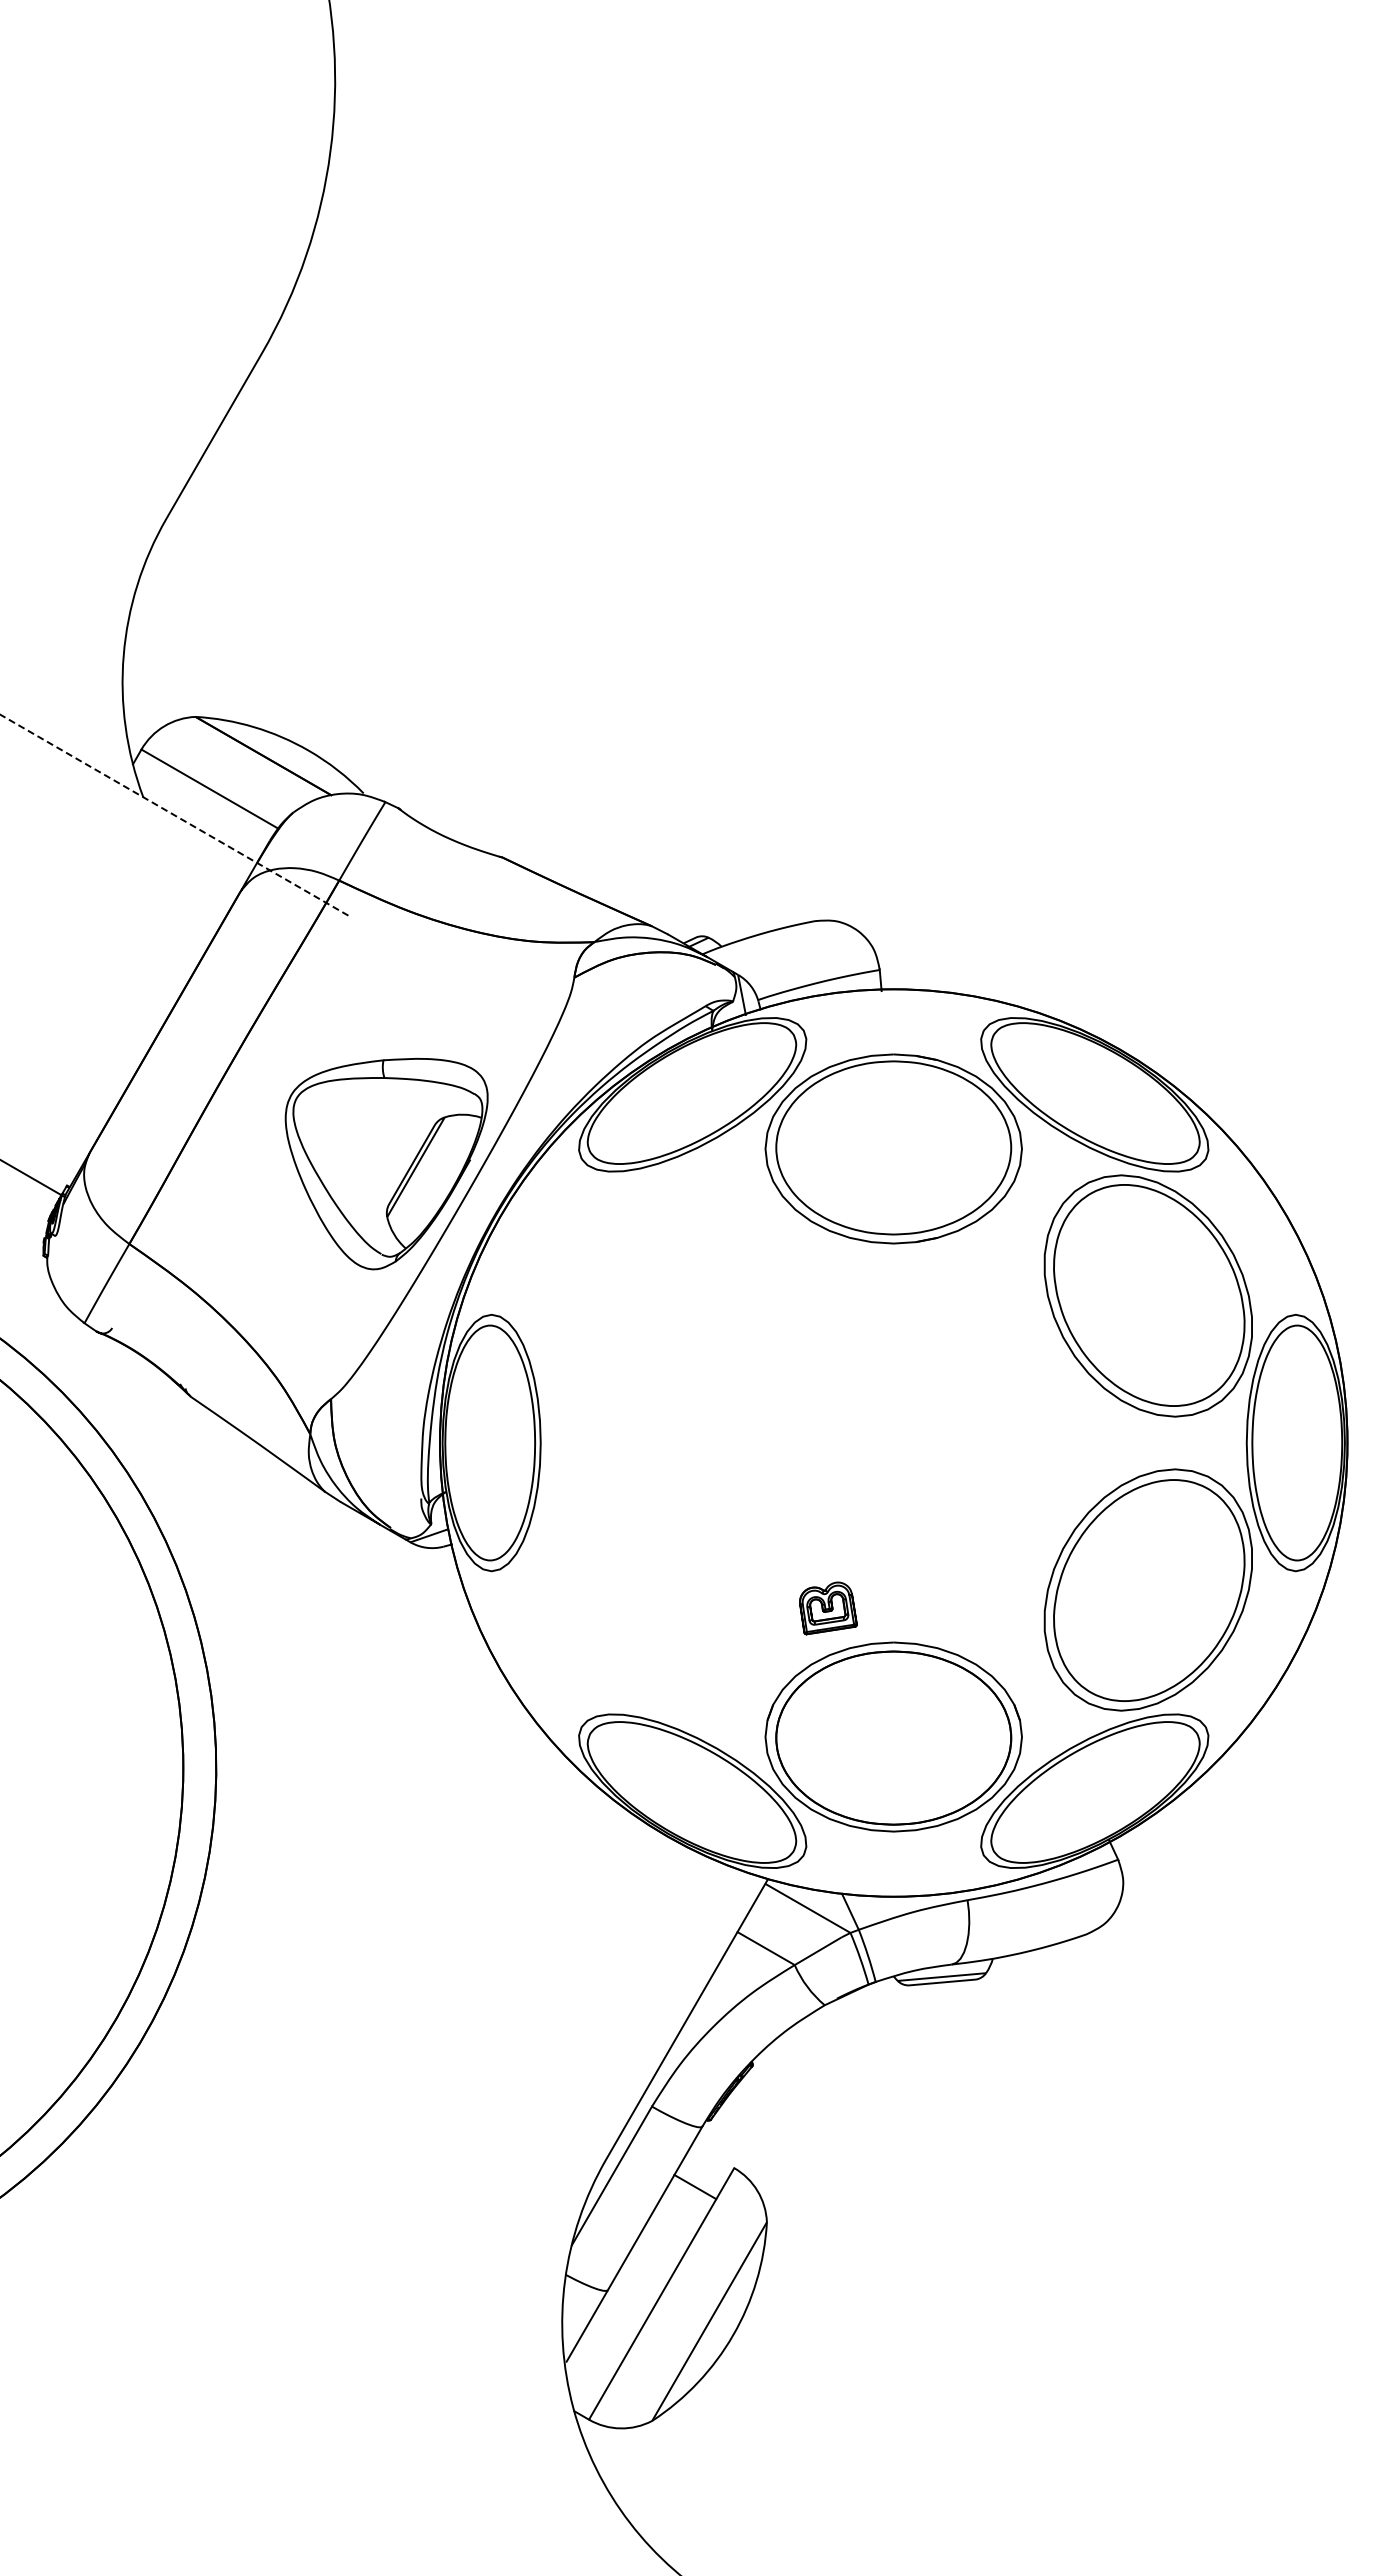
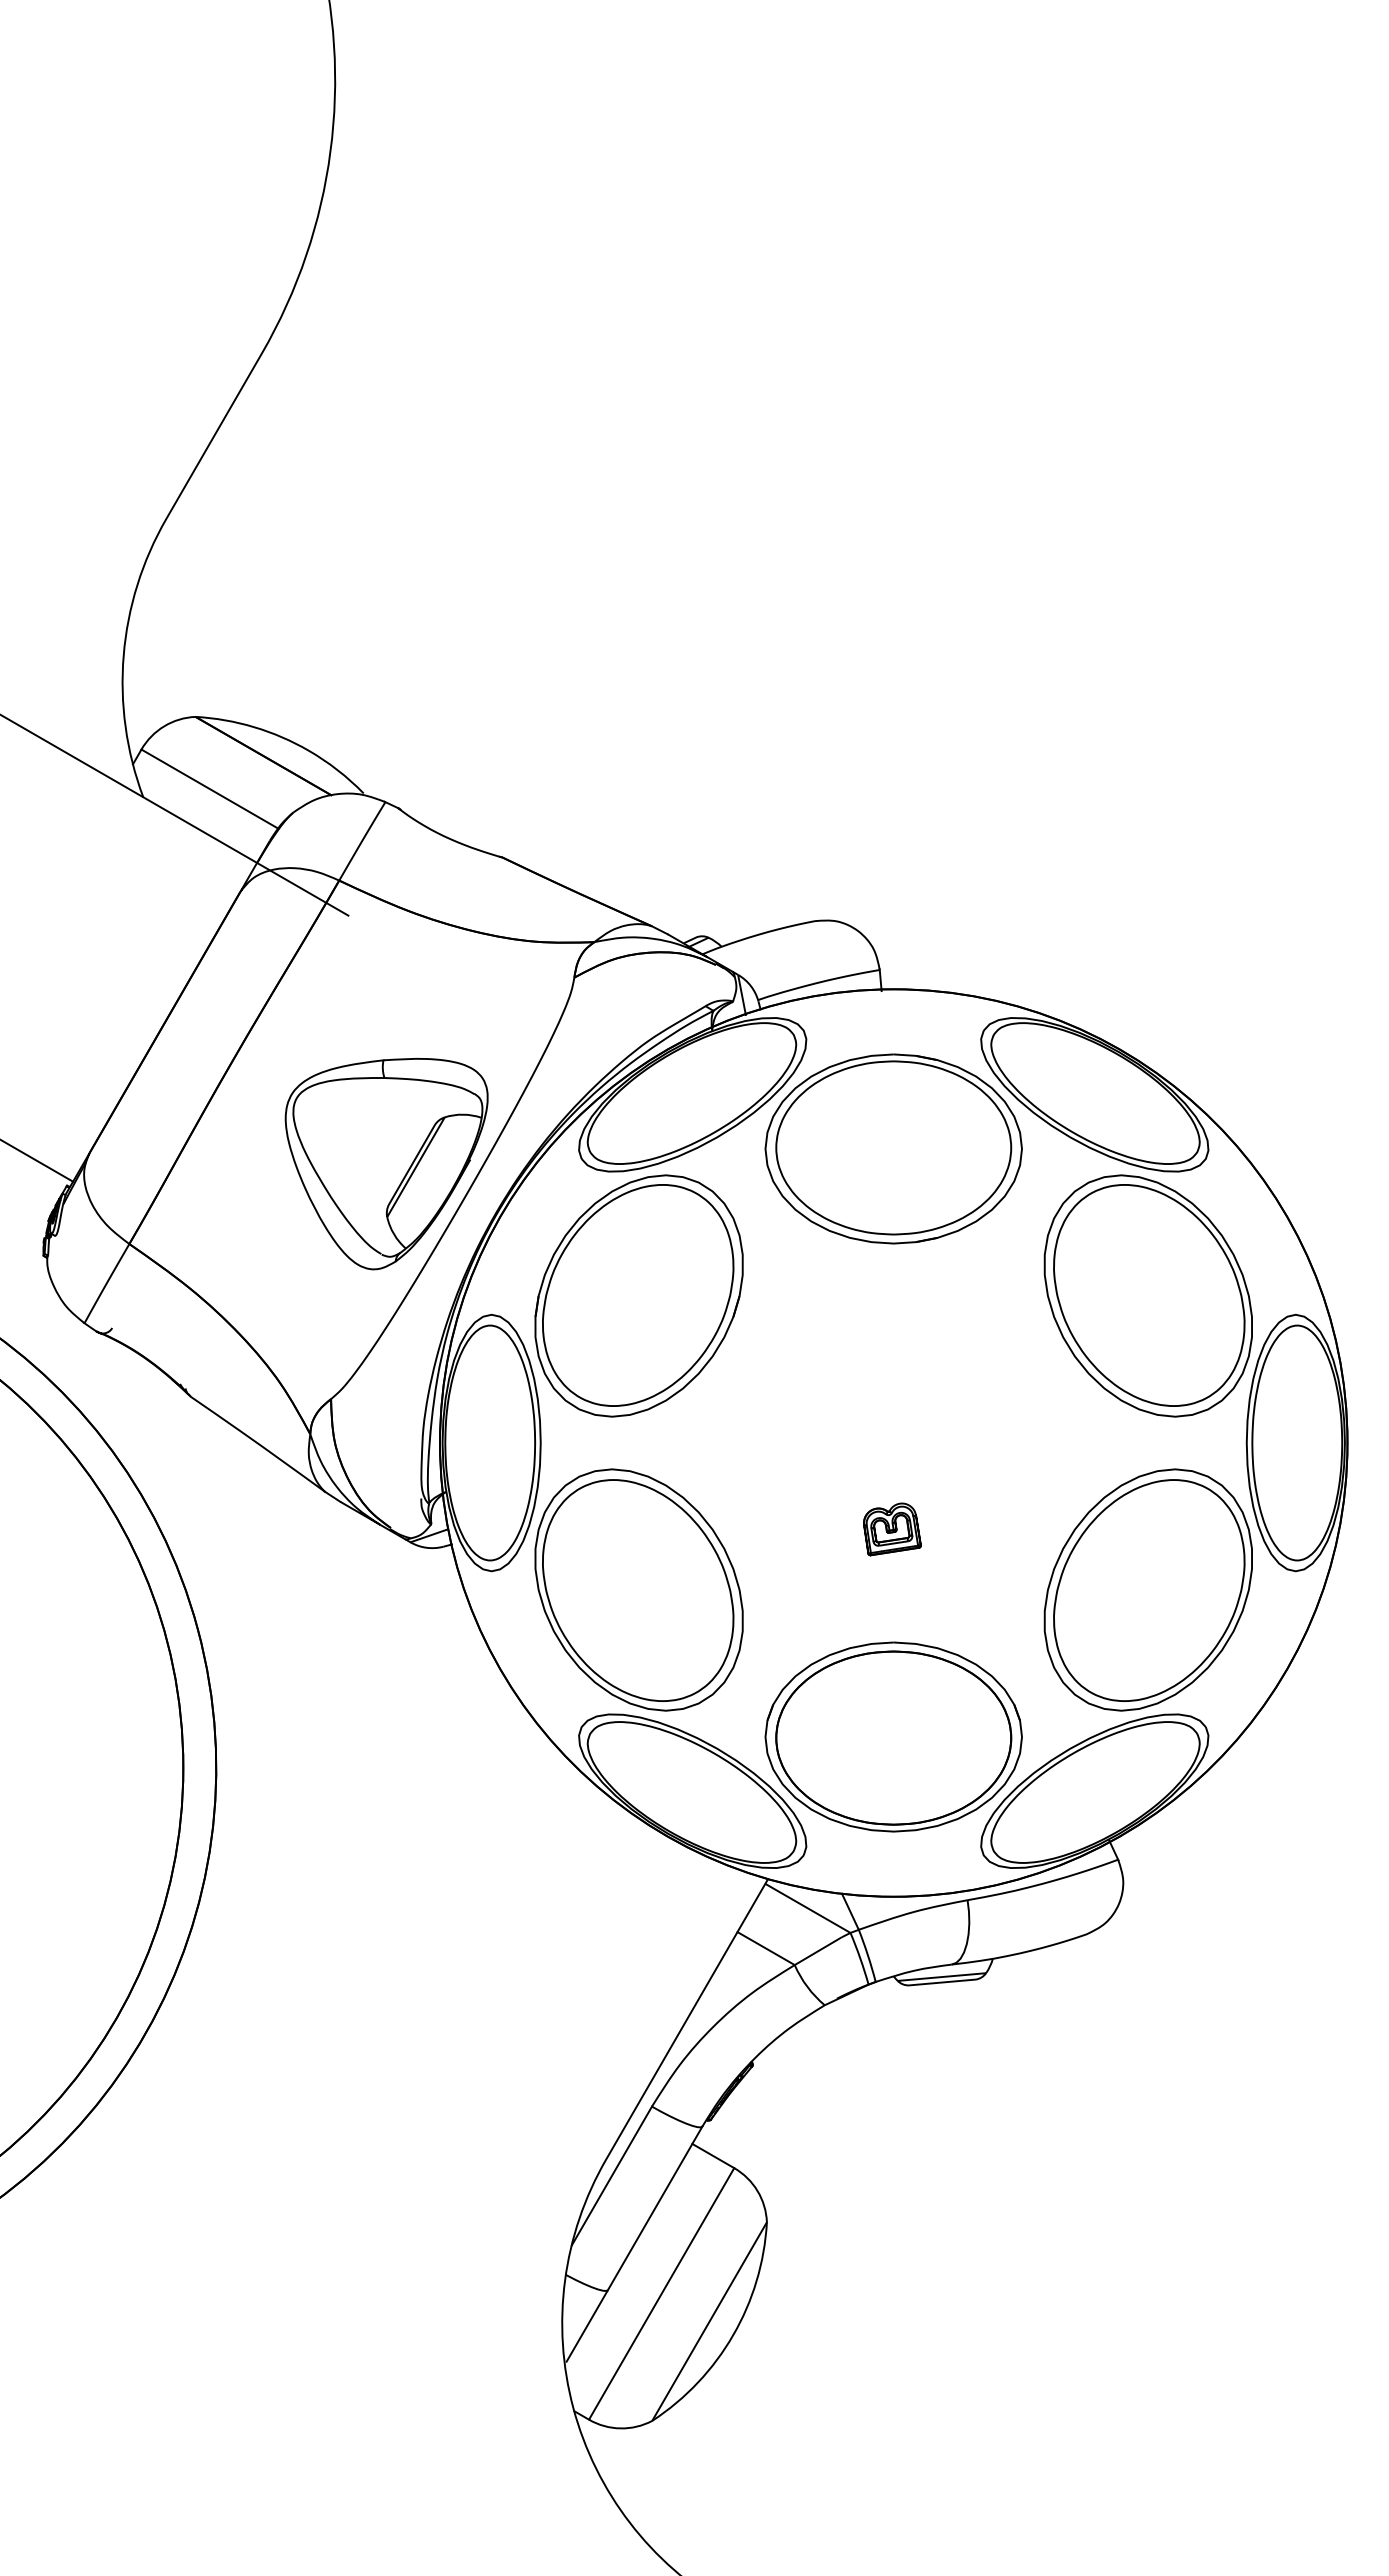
line: dashed -> solid (174, 815)
line position: (33, 1178) -> (37, 1160) (37, 1160)
part: none -> present (638, 1295)
part: none -> present (638, 1589)
part position: (828, 1608) -> (892, 1529) (892, 1529)
line position: (695, 2186) -> (713, 2155) (713, 2155)
